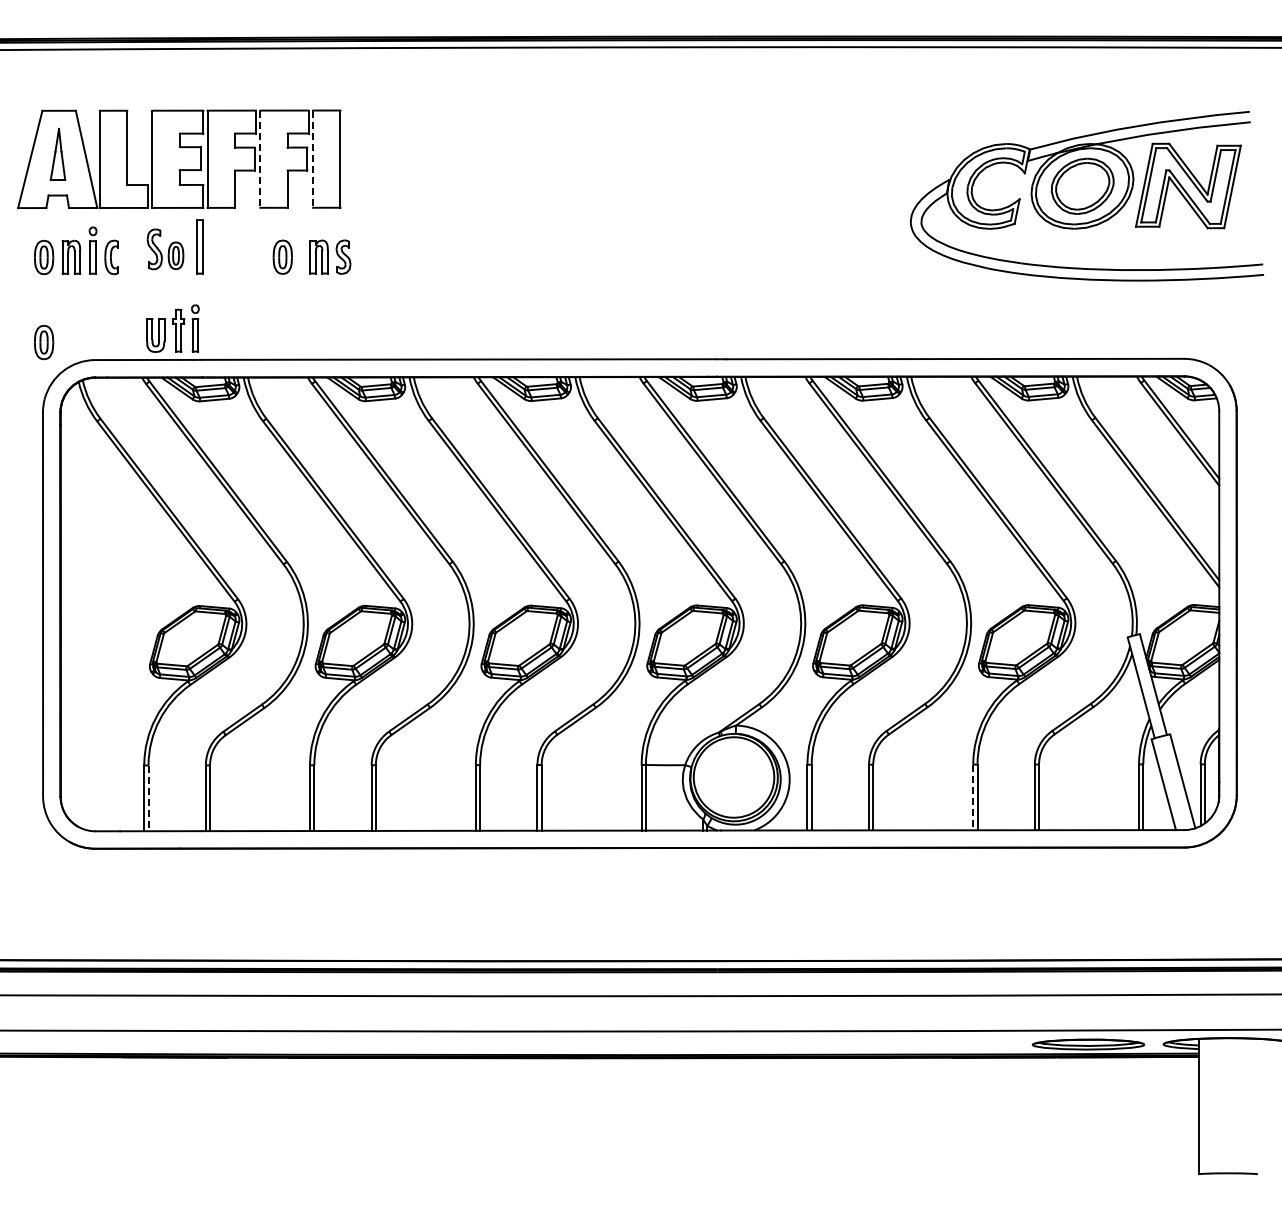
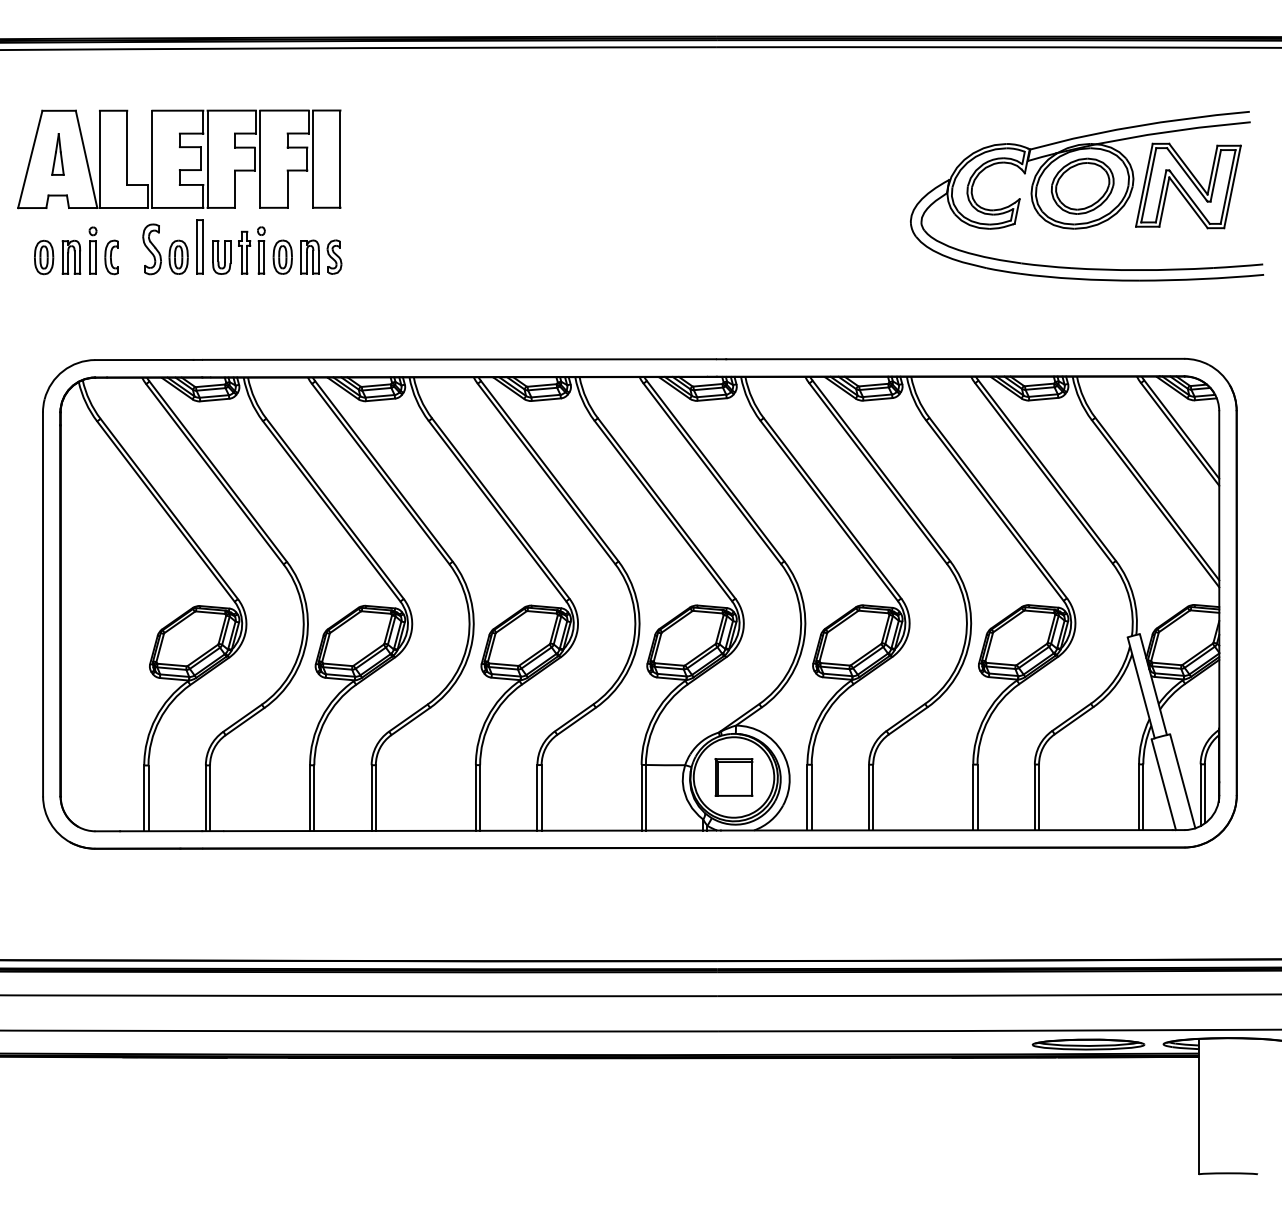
part size: 18x53 px -> 14x43 px (57, 154)
line: dashed -> solid (260, 159)
line: dashed -> solid (313, 159)
part size: 39x43 px -> 47x53 px (165, 249)
part position: (330, 256) -> (321, 256) (321, 256)
part position: (172, 328) -> (238, 250) (238, 250)
part: present -> none (44, 342)
part: none -> present (733, 777)
line: dashed -> solid (973, 797)
line: dashed -> solid (148, 798)
